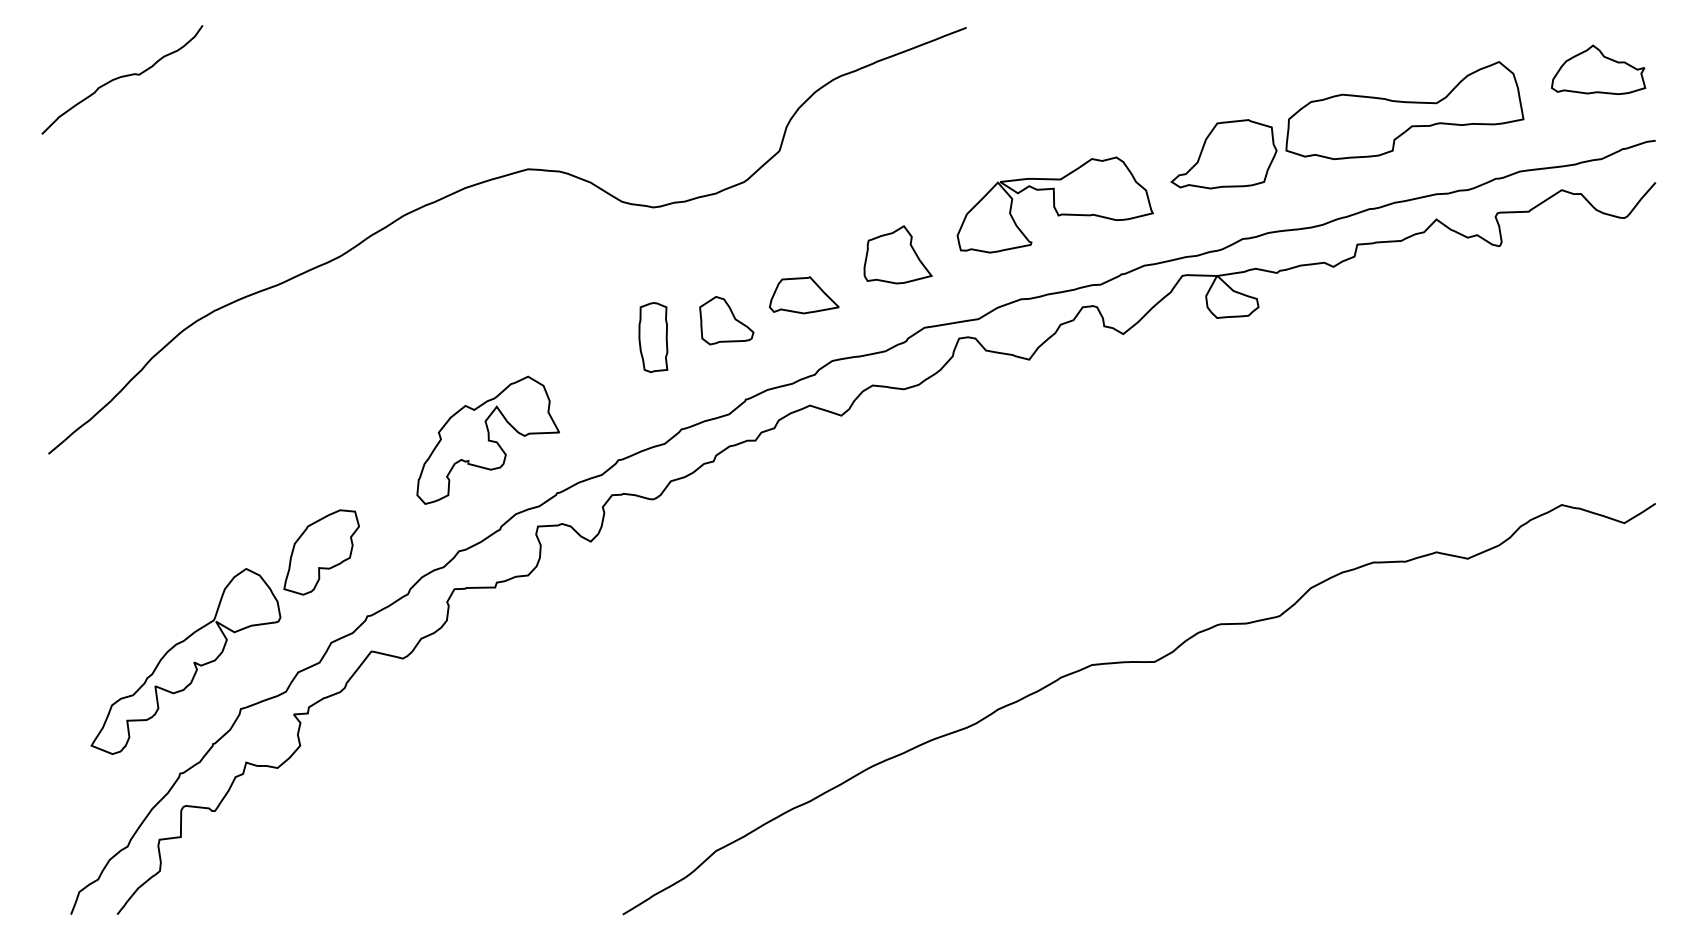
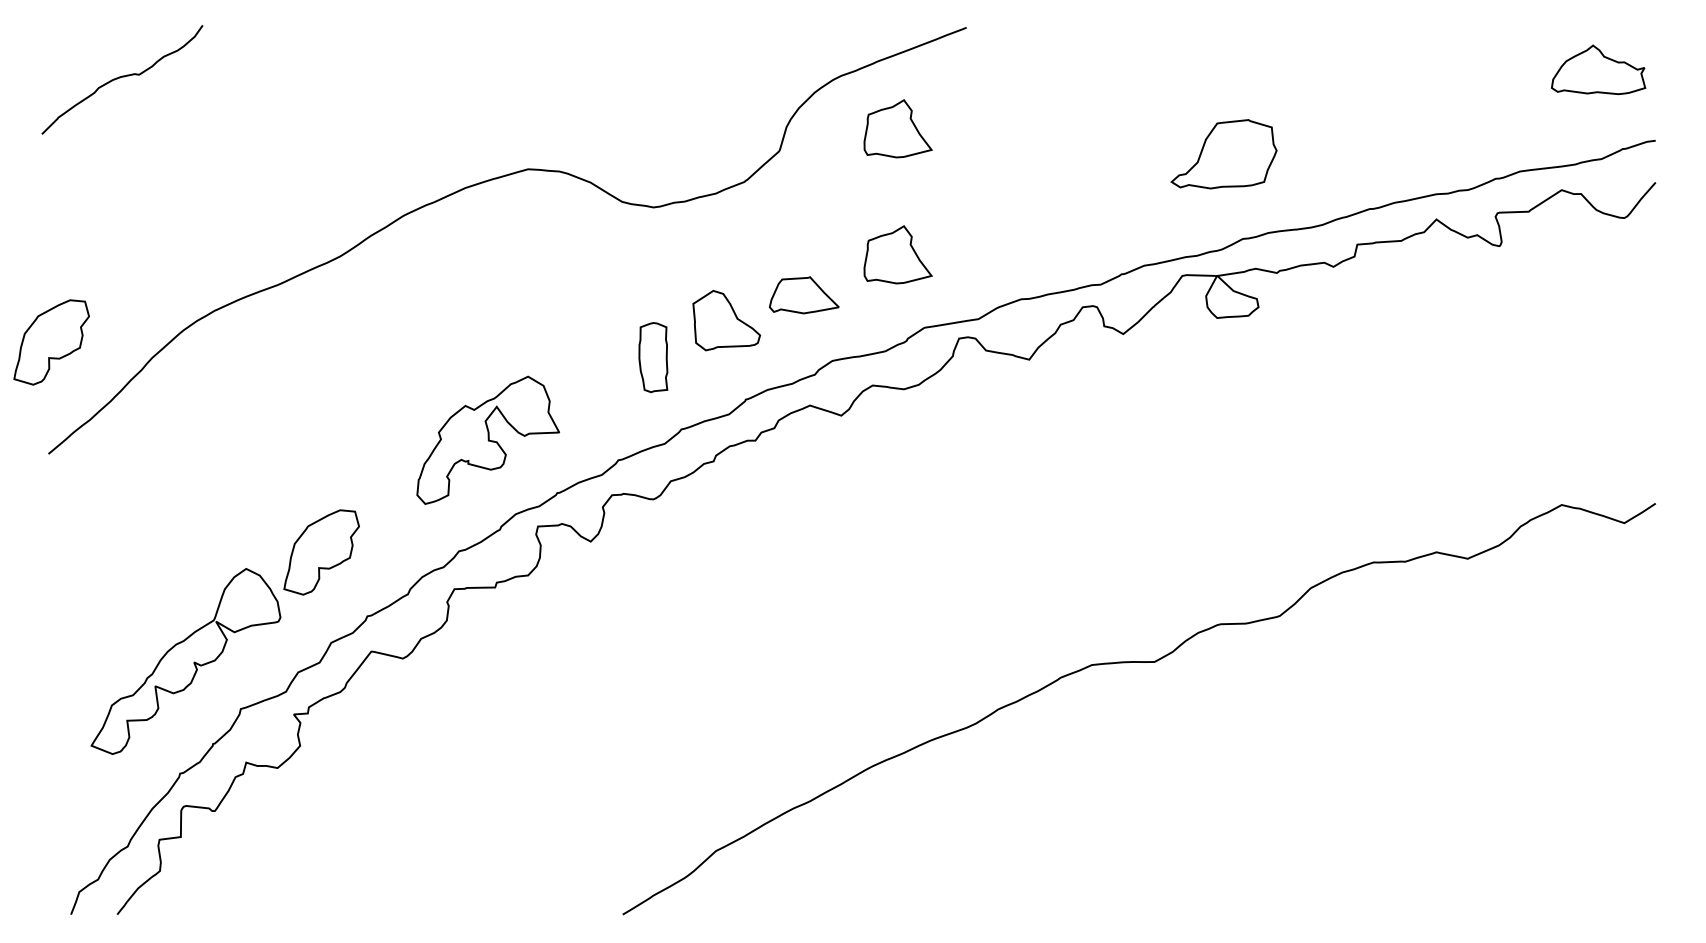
part: present -> none (1404, 110)
part: none -> present (897, 128)
part: present -> none (1054, 204)
part size: 56x50 px -> 69x62 px (726, 320)
part position: (653, 337) -> (653, 357) (653, 357)
part: none -> present (51, 342)
